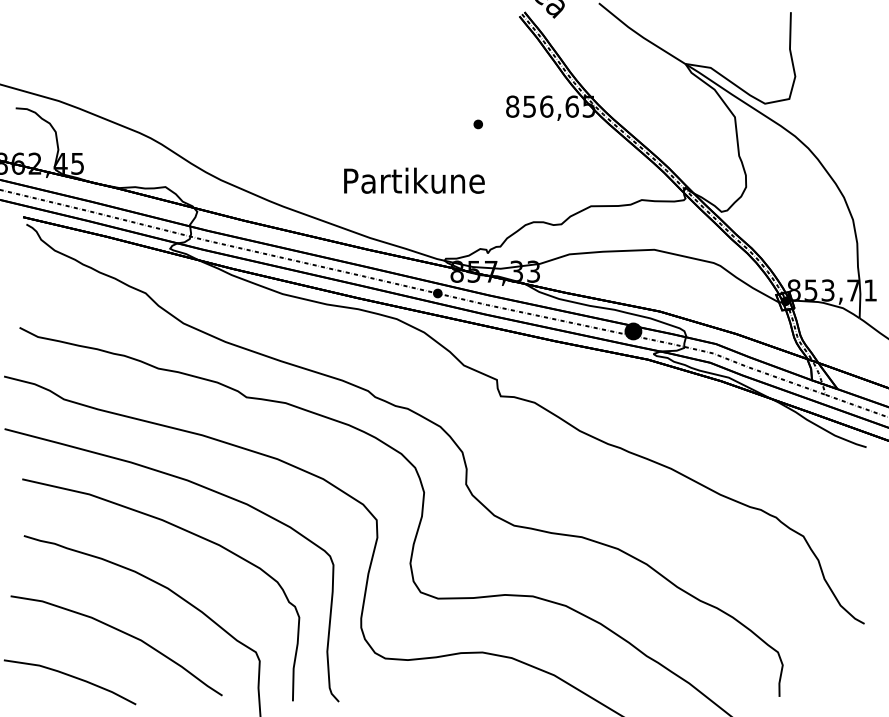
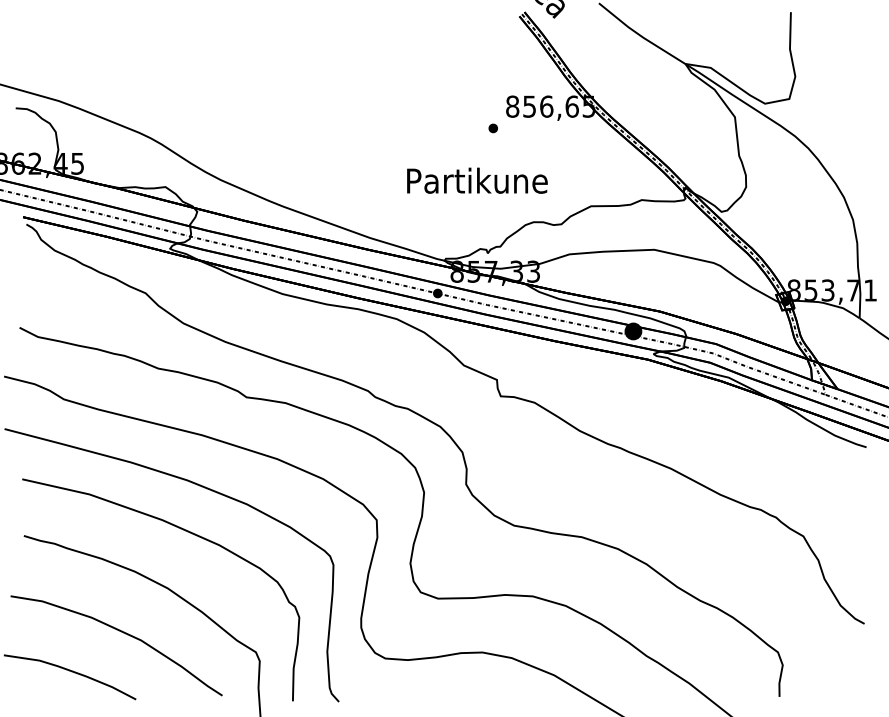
part position: (477, 124) -> (492, 128) (492, 128)
text position: (414, 180) -> (477, 180) (477, 180)
curve position: (71, 677) -> (71, 672) (71, 672)
